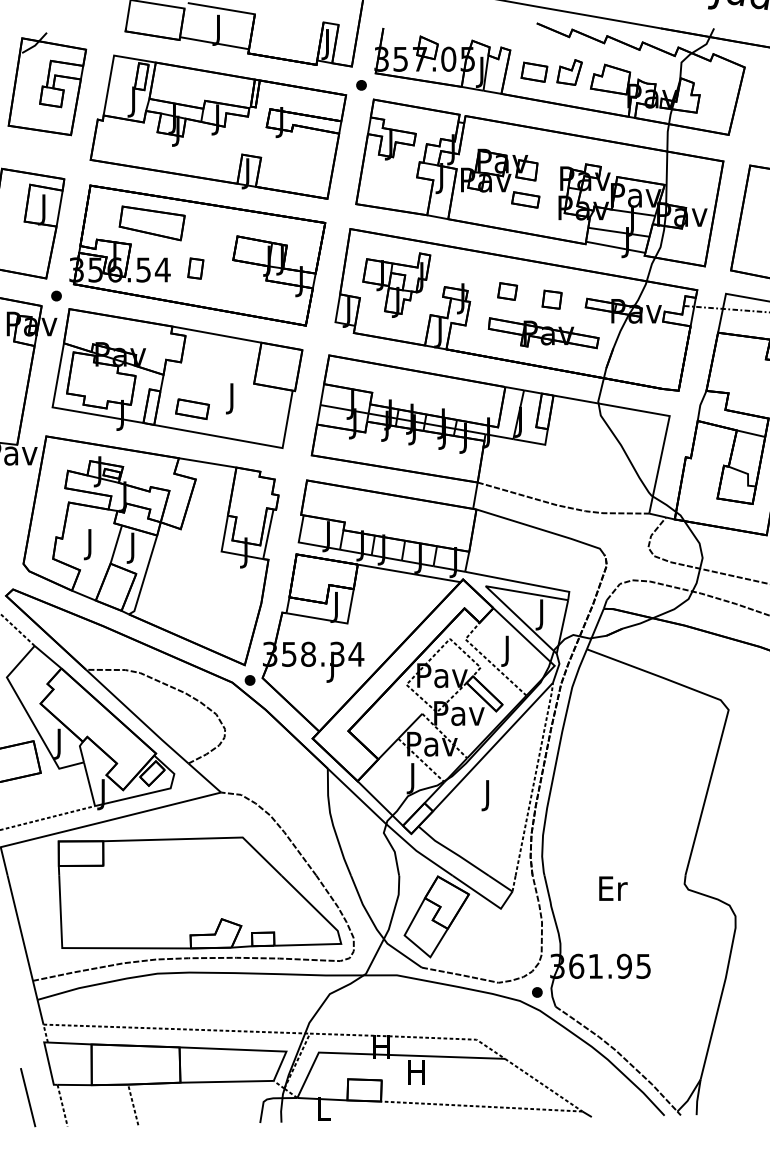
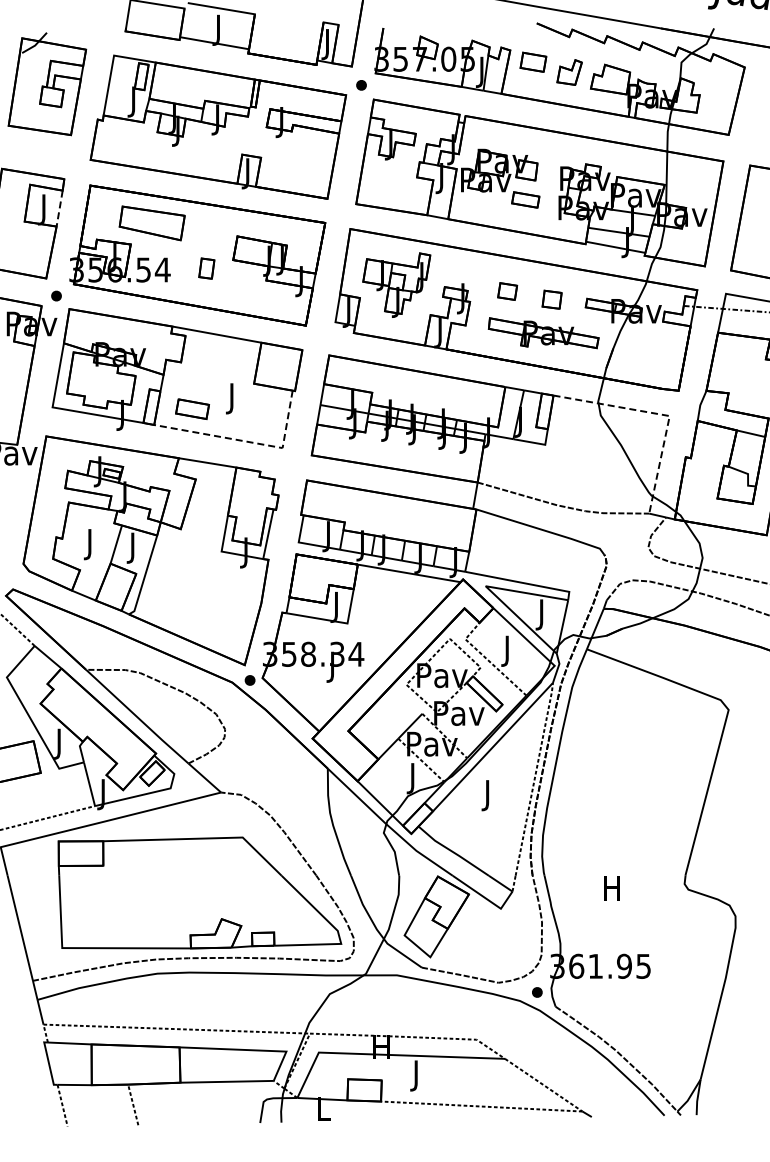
part position: (534, 71) -> (533, 61) (533, 61)
line: solid -> dashed (59, 209)
part position: (195, 268) -> (206, 268) (206, 268)
line: solid -> dashed (660, 414)
line: solid -> dashed (247, 441)
text: Er -> H (613, 888)
text: H -> J (416, 1075)
line: present -> none (28, 1097)
